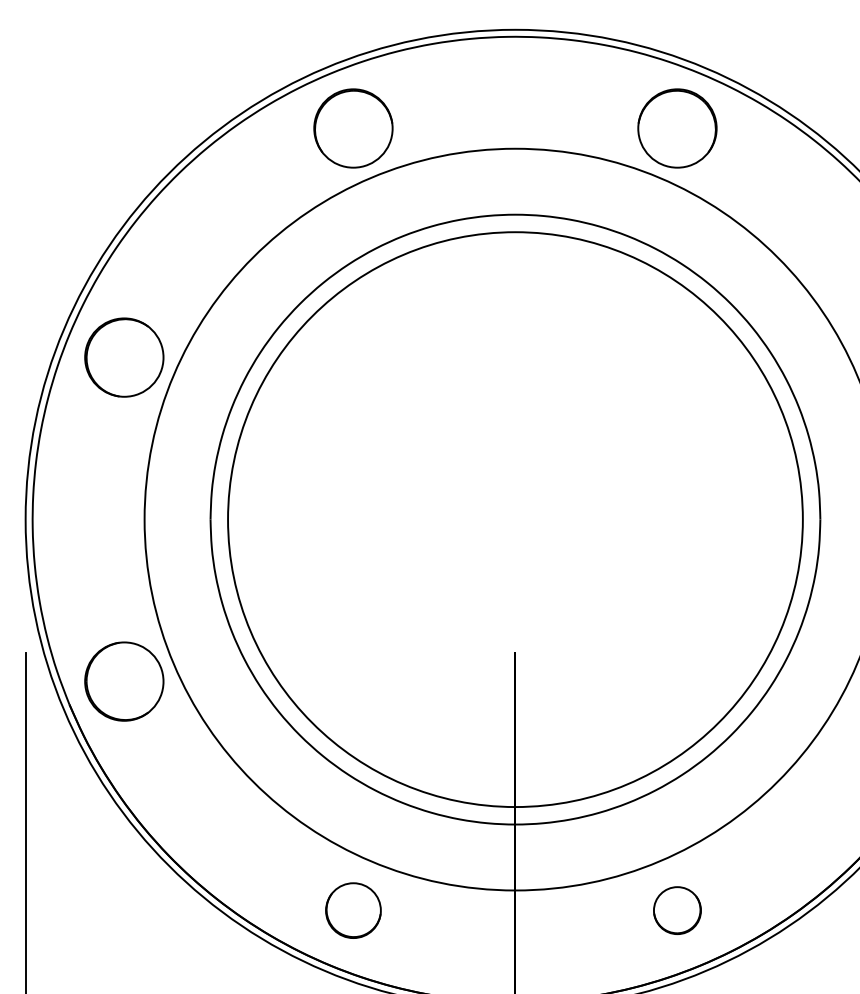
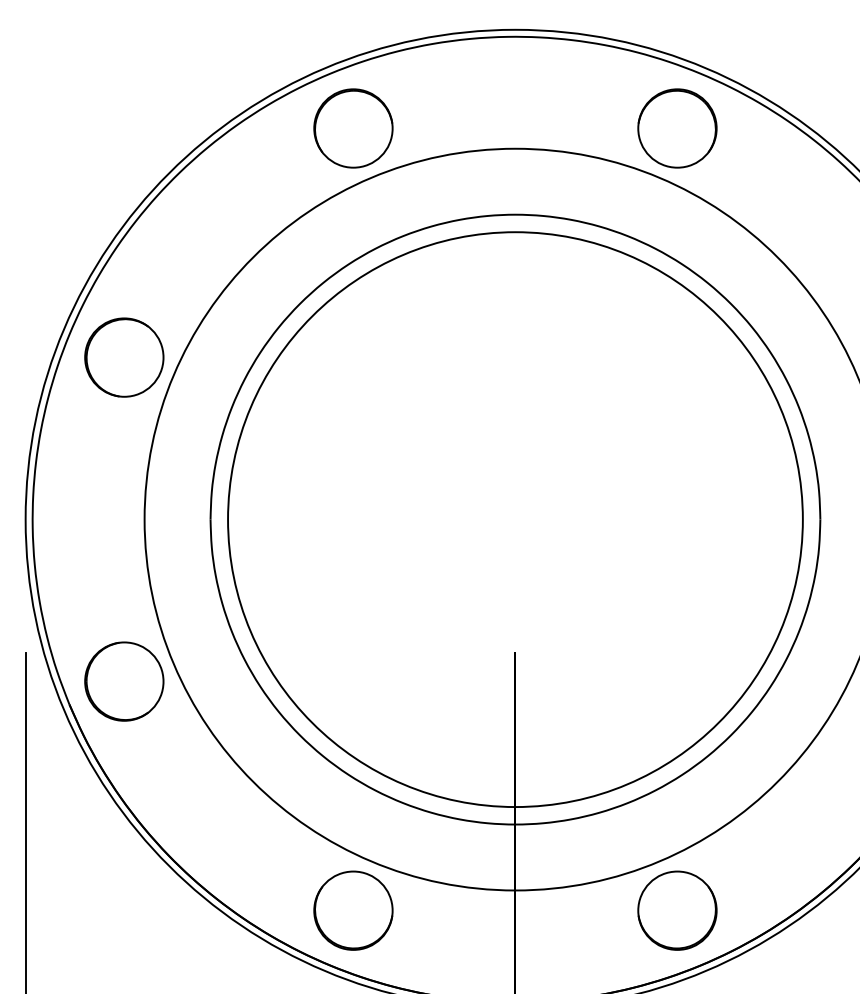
circle size: 57x57 px -> 81x81 px (353, 910)
circle size: 49x49 px -> 81x81 px (677, 910)
